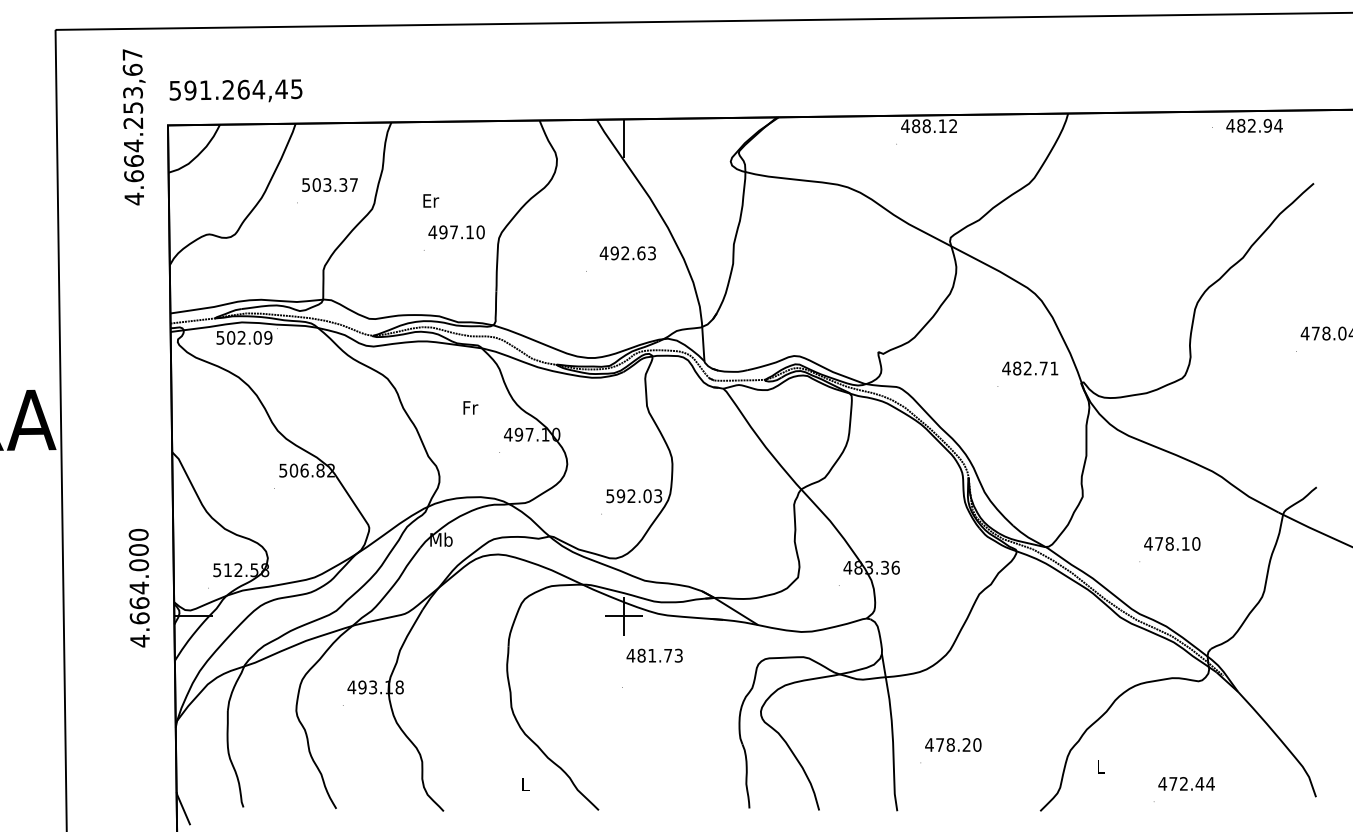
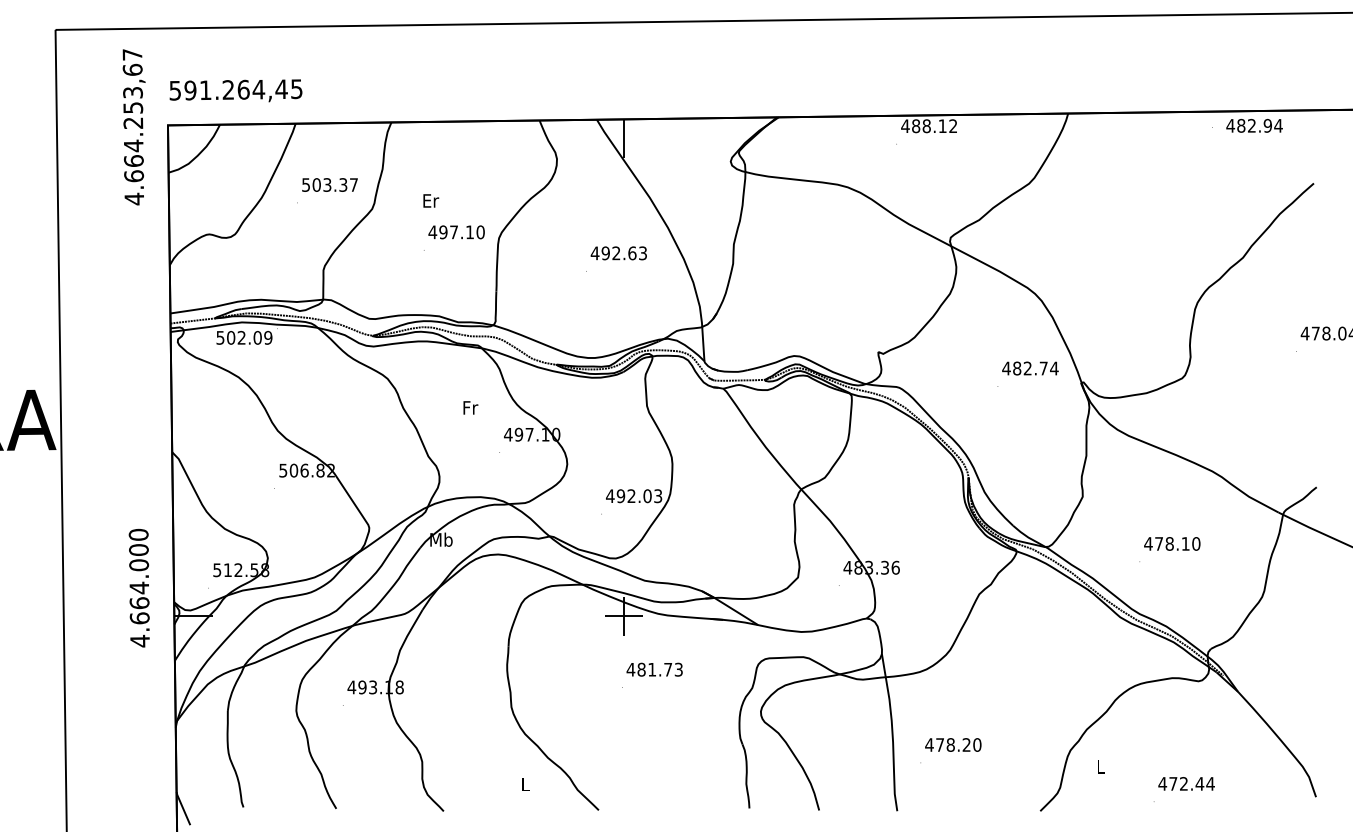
text position: (627, 253) -> (618, 253) (618, 253)
text: 482.71 -> 482.74 (1054, 368)
text: 592.03 -> 492.03 (610, 496)
text position: (654, 655) -> (654, 669) (654, 669)
